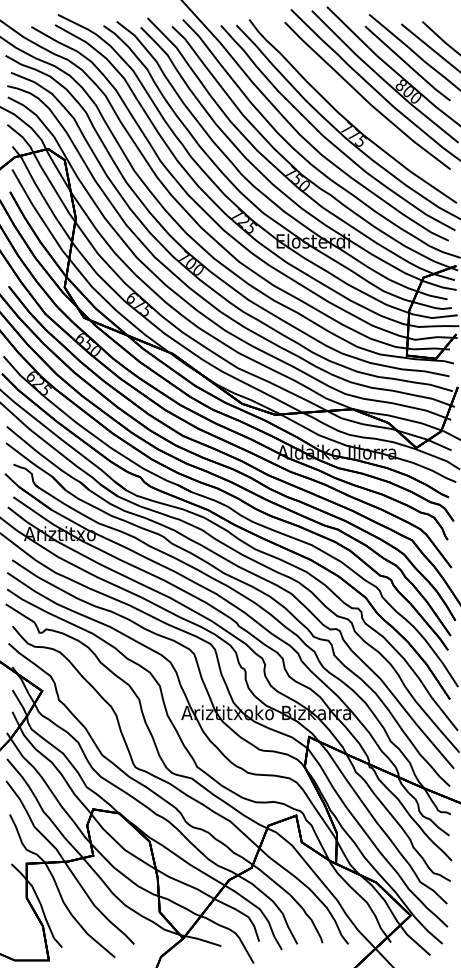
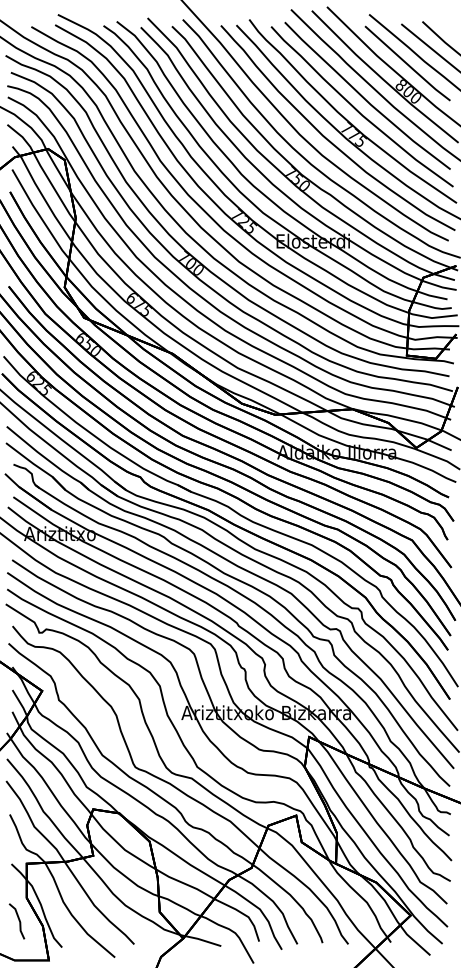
curve: none -> present (357, 109)
part: none -> present (16, 921)
